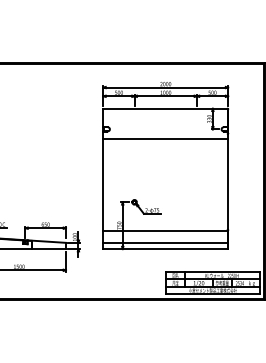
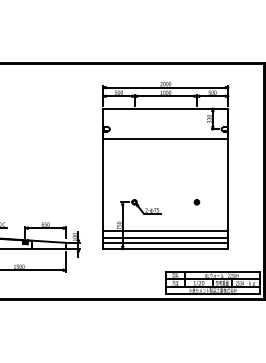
part: none -> present (196, 202)
line: none -> present (165, 237)
